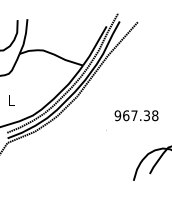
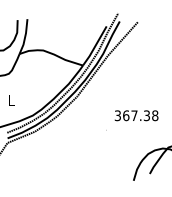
text: 967.38 -> 367.38 (117, 115)
